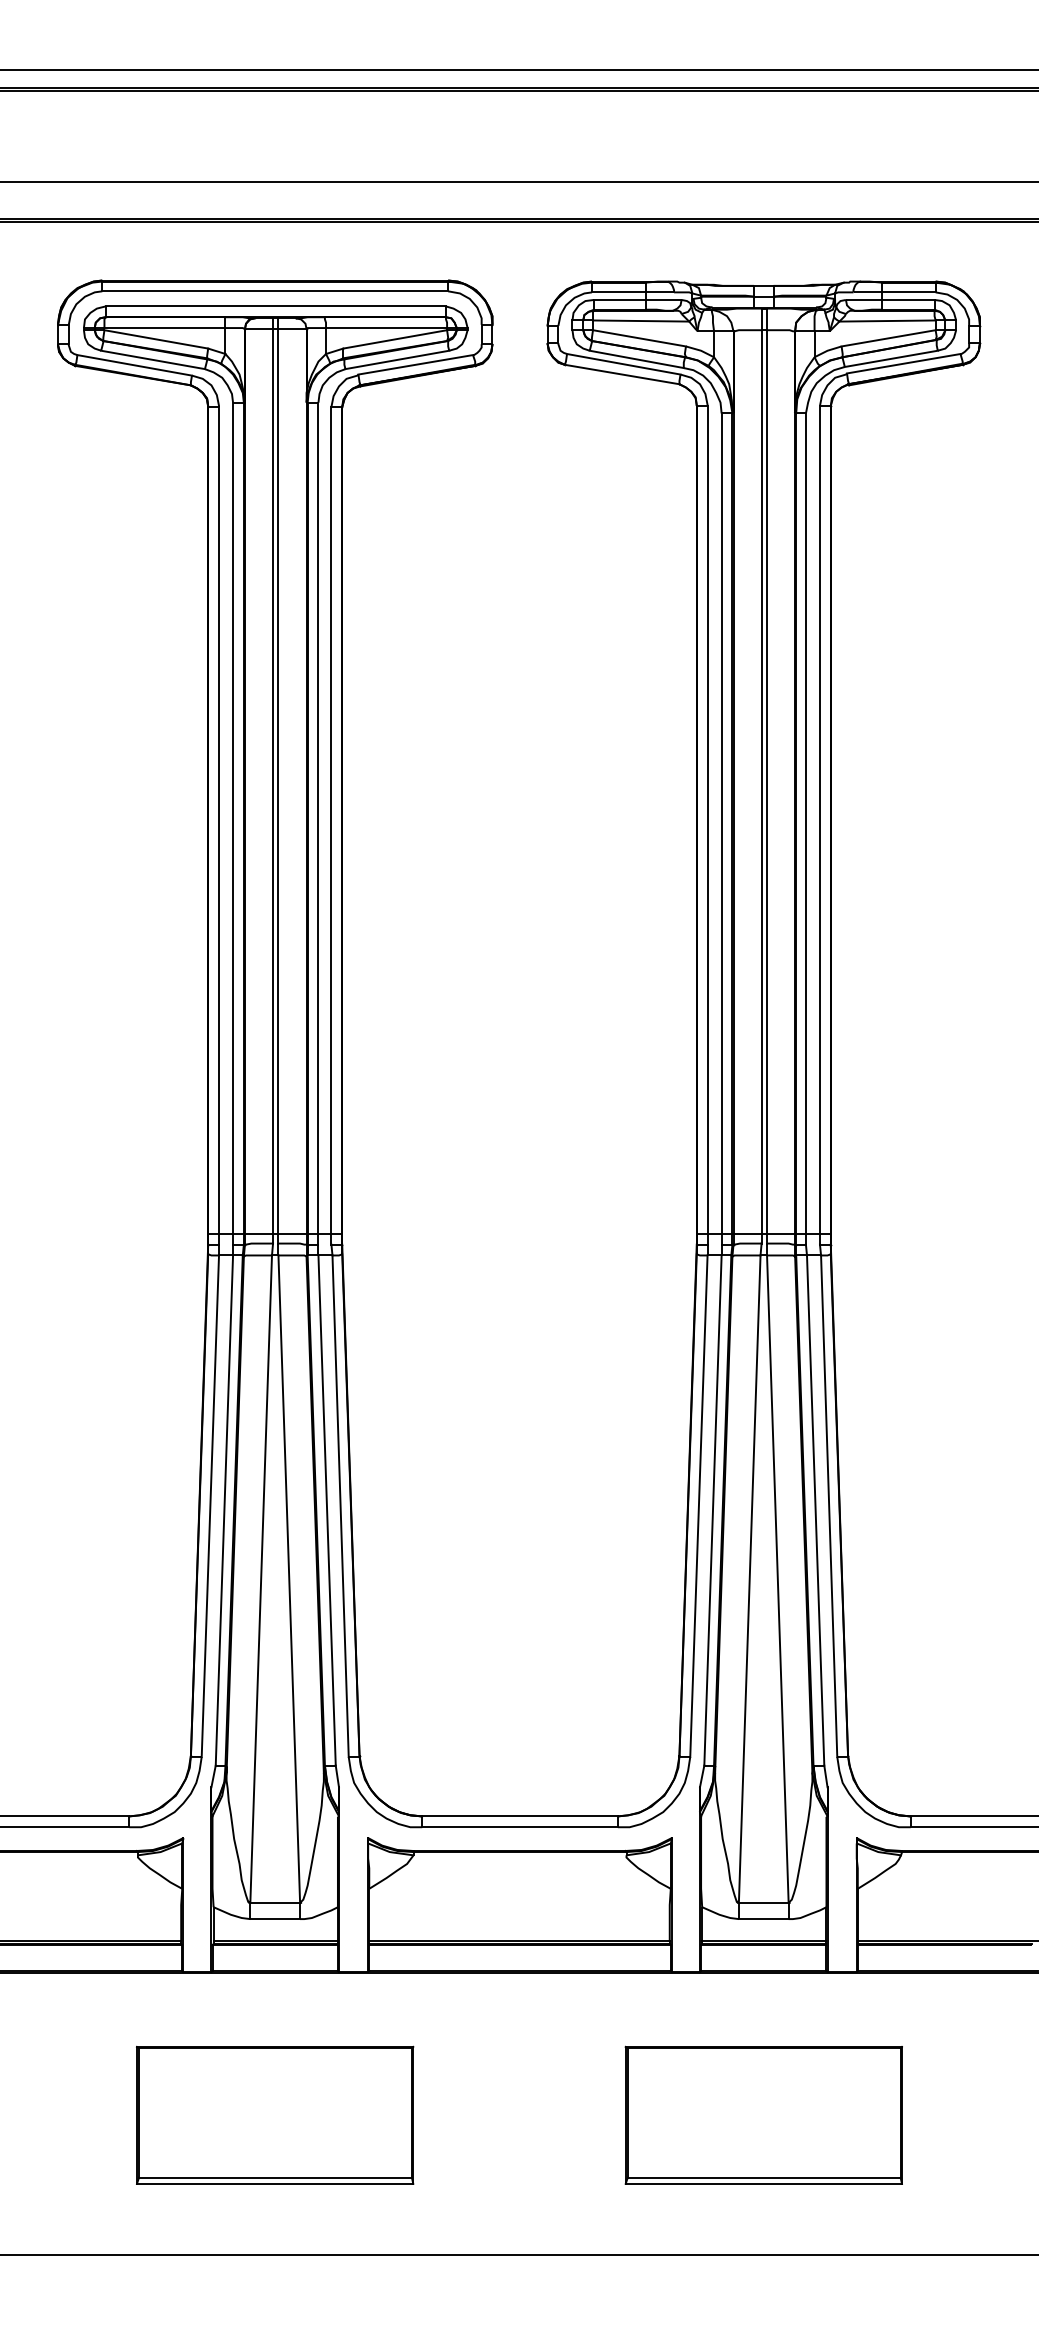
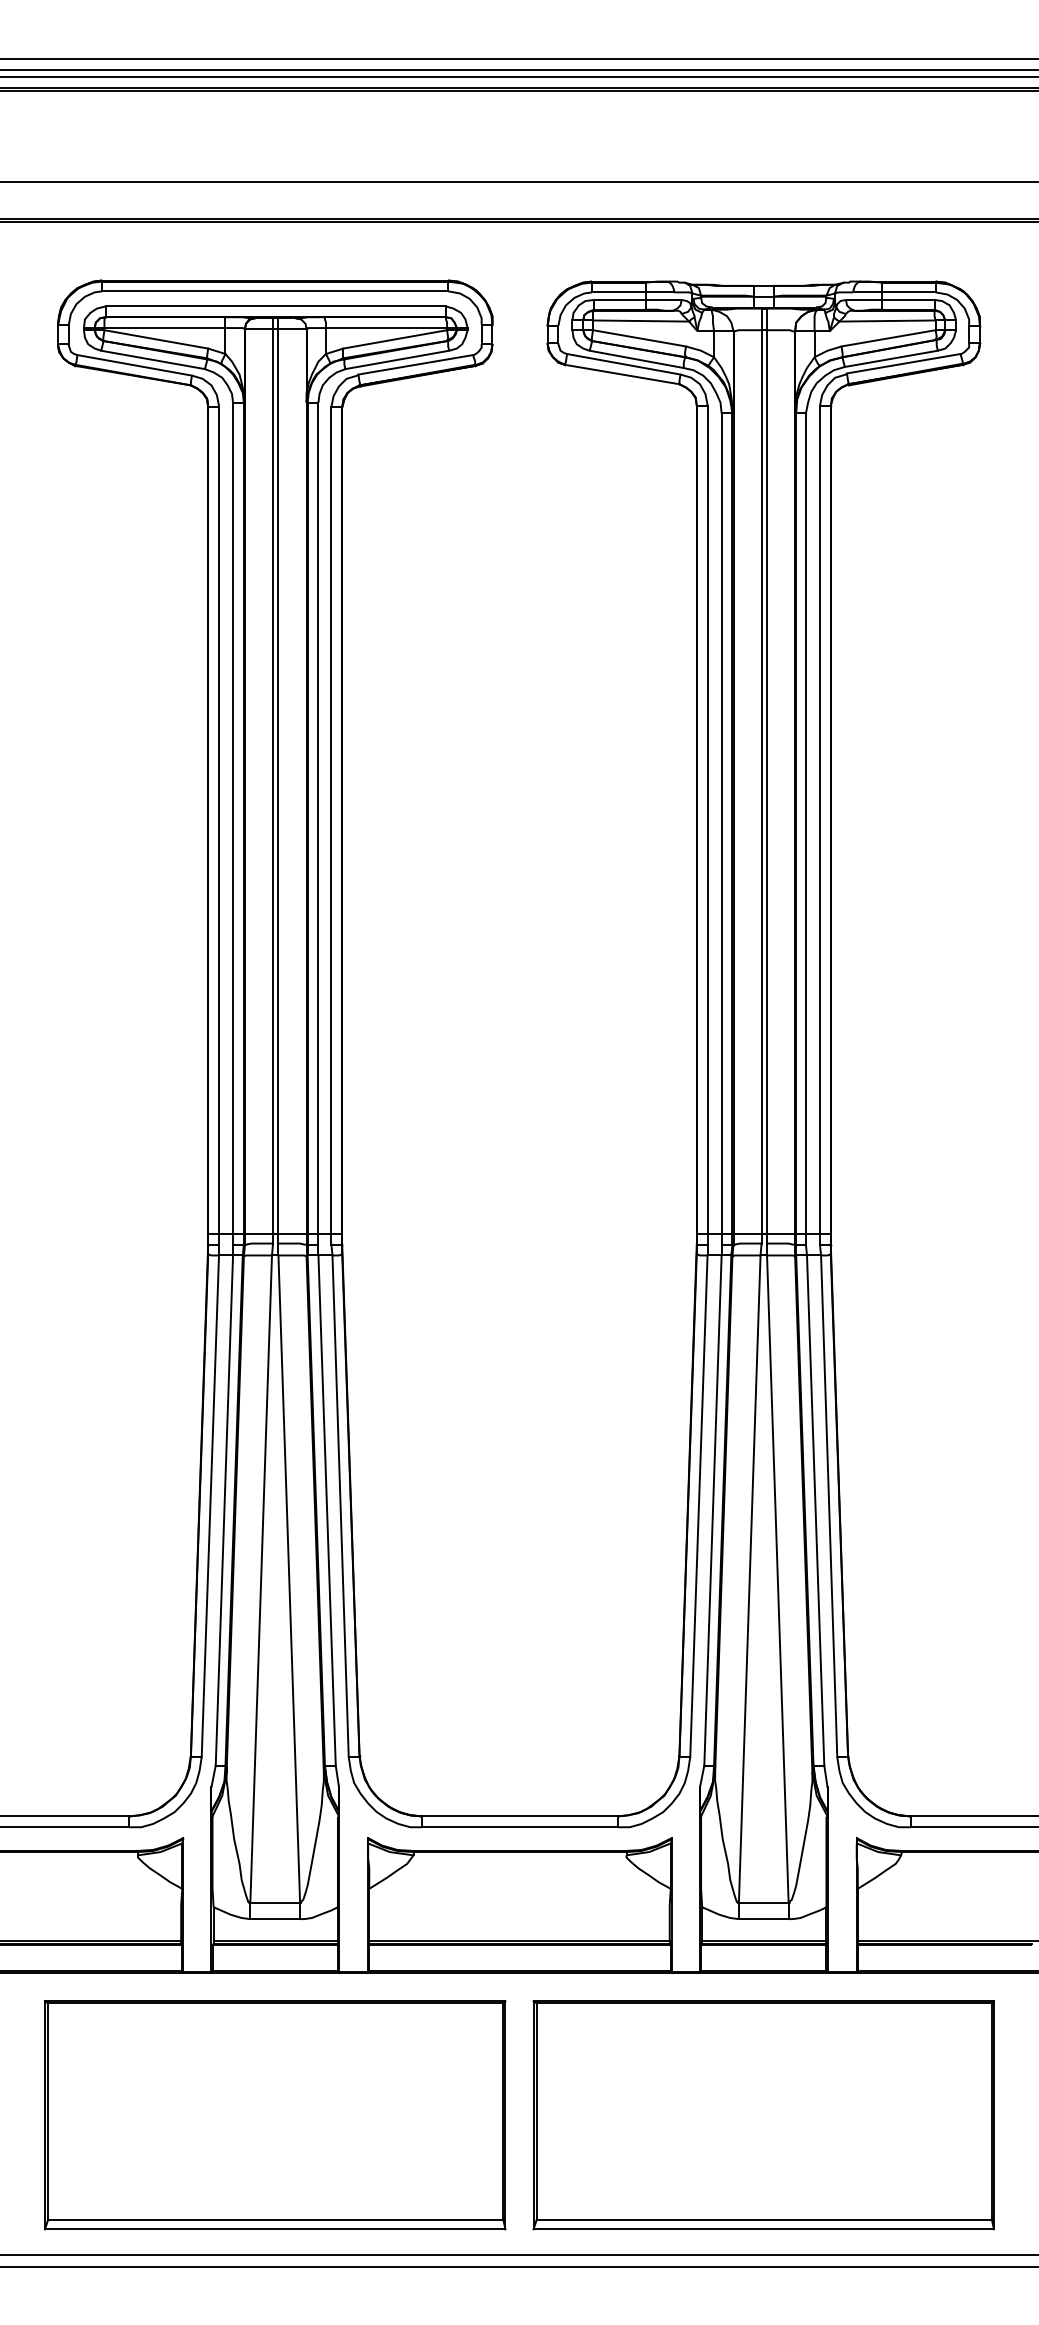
line: none -> present (518, 58)
line: none -> present (518, 77)
part size: 279x140 px -> 464x231 px (274, 2115)
part size: 279x140 px -> 464x231 px (763, 2115)
line: none -> present (518, 2267)
